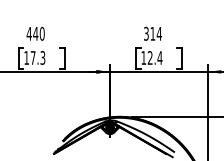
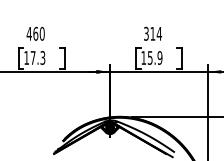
text: 440 -> 460 (35, 33)
text: 12.4 -> 15.9 (154, 57)
